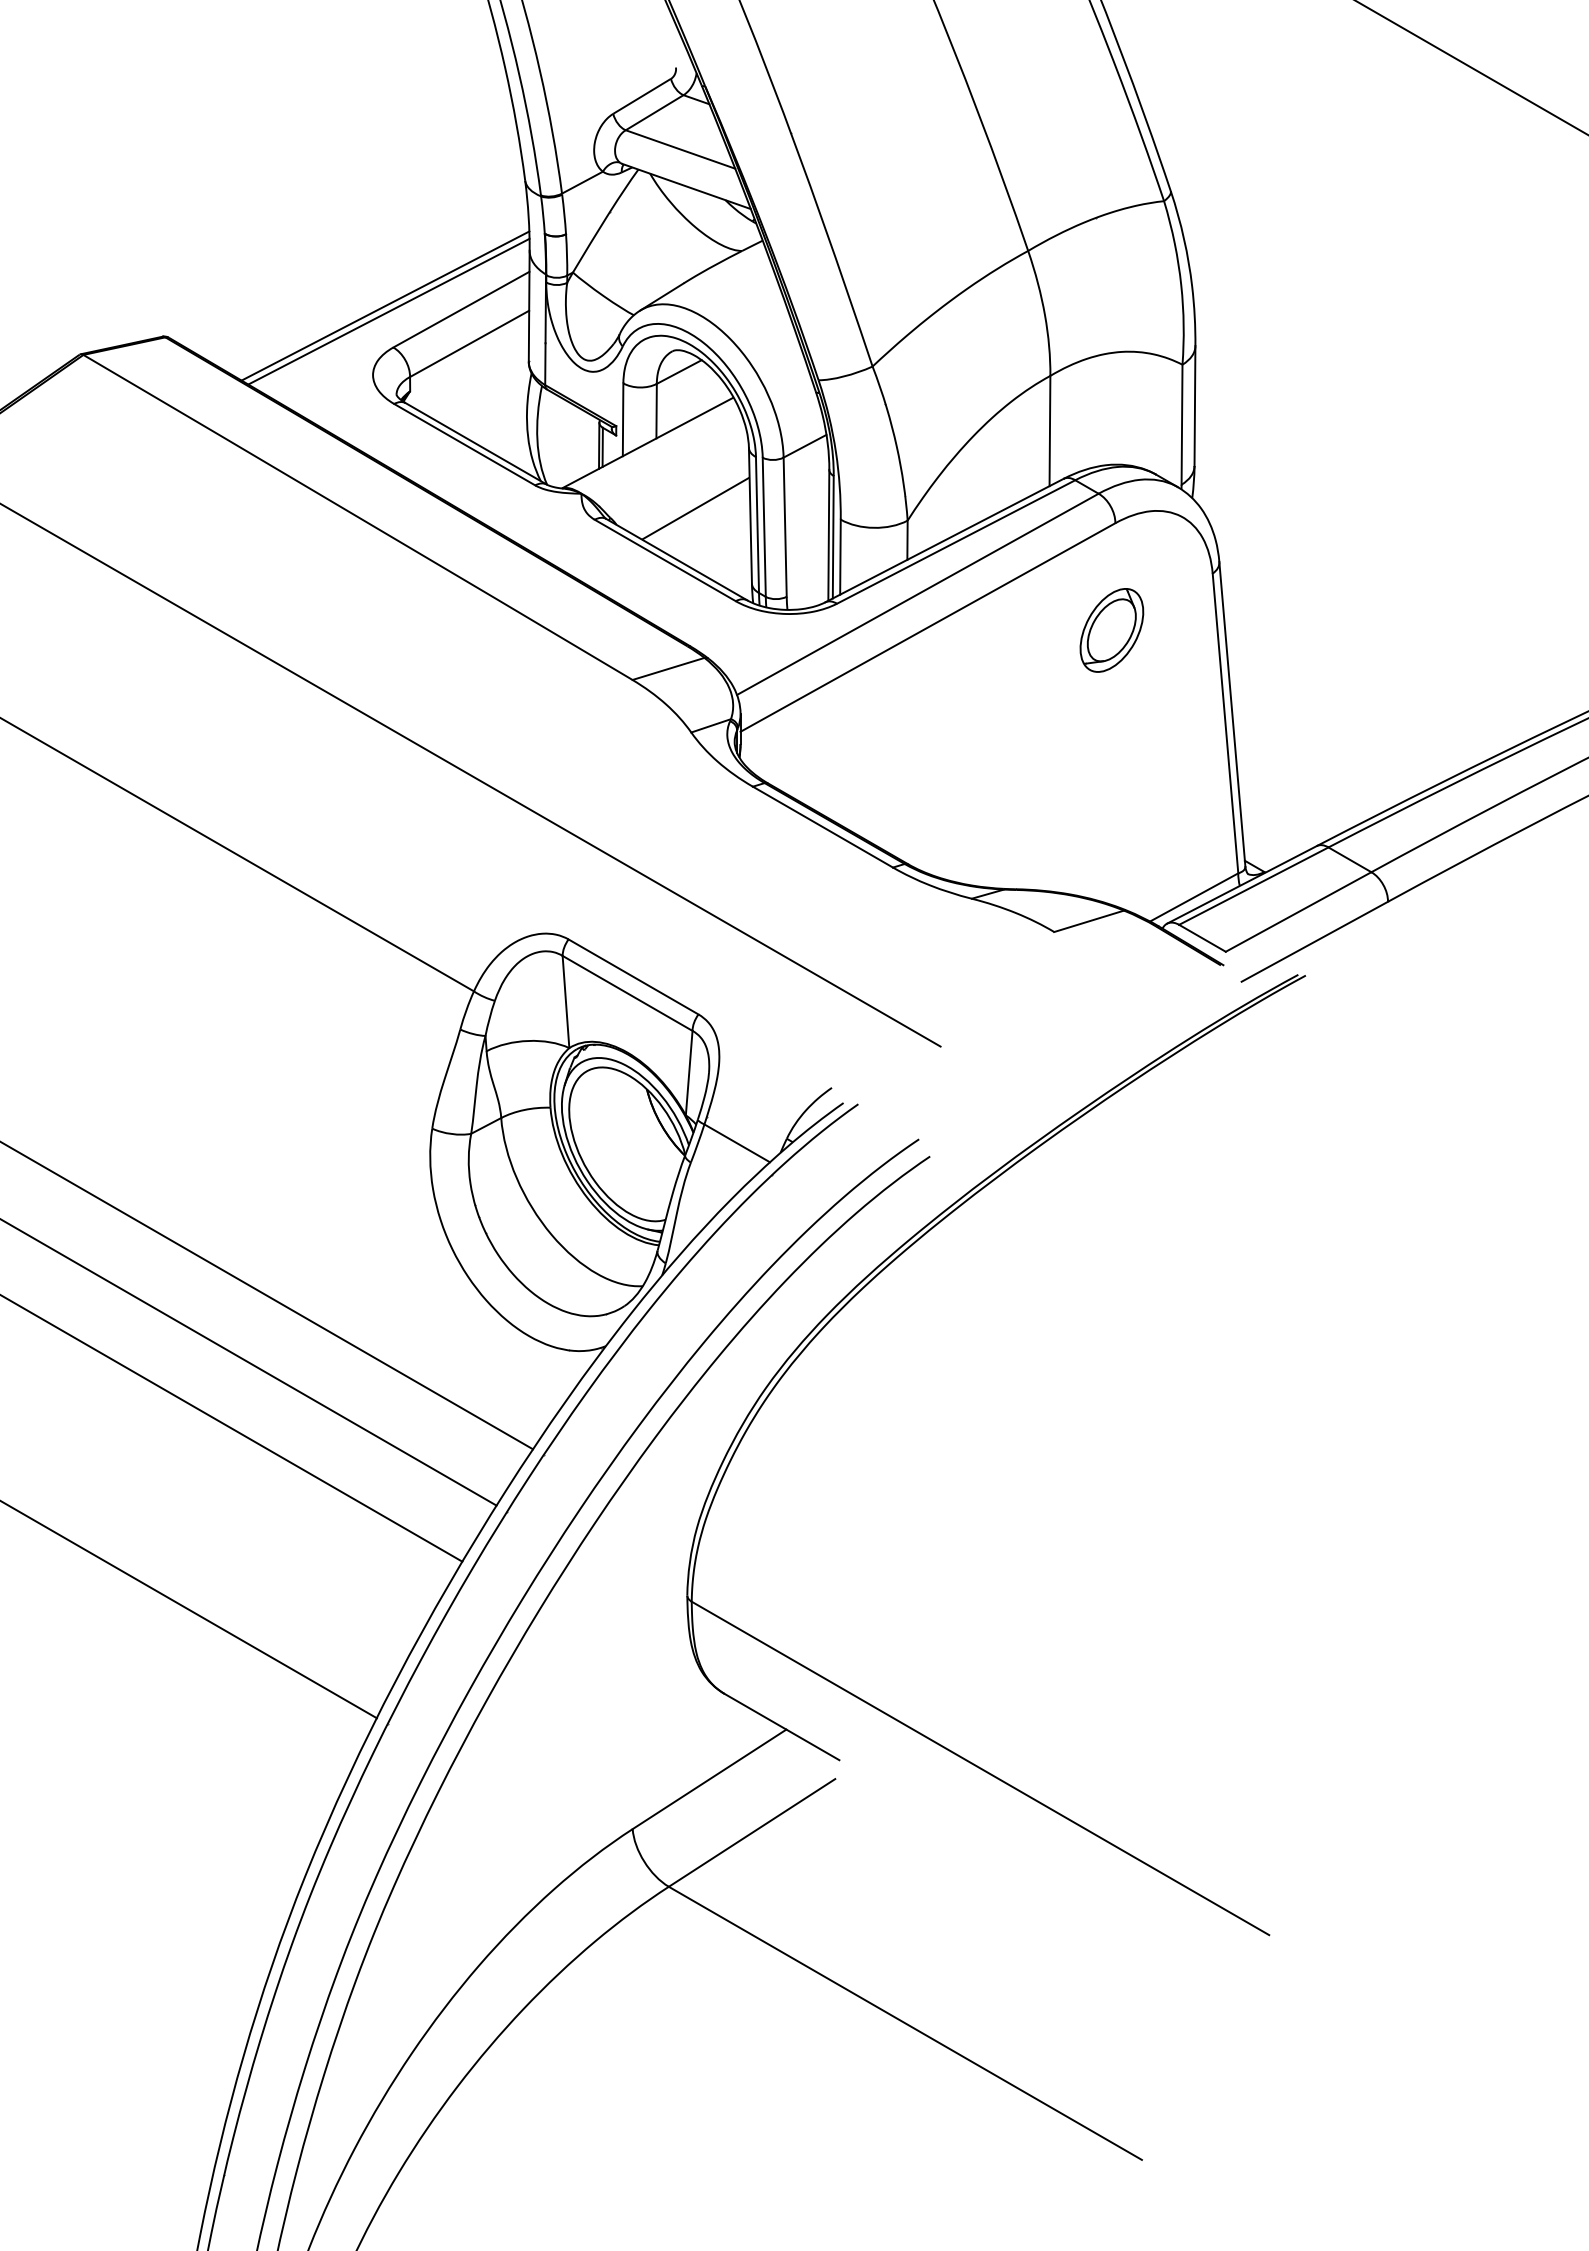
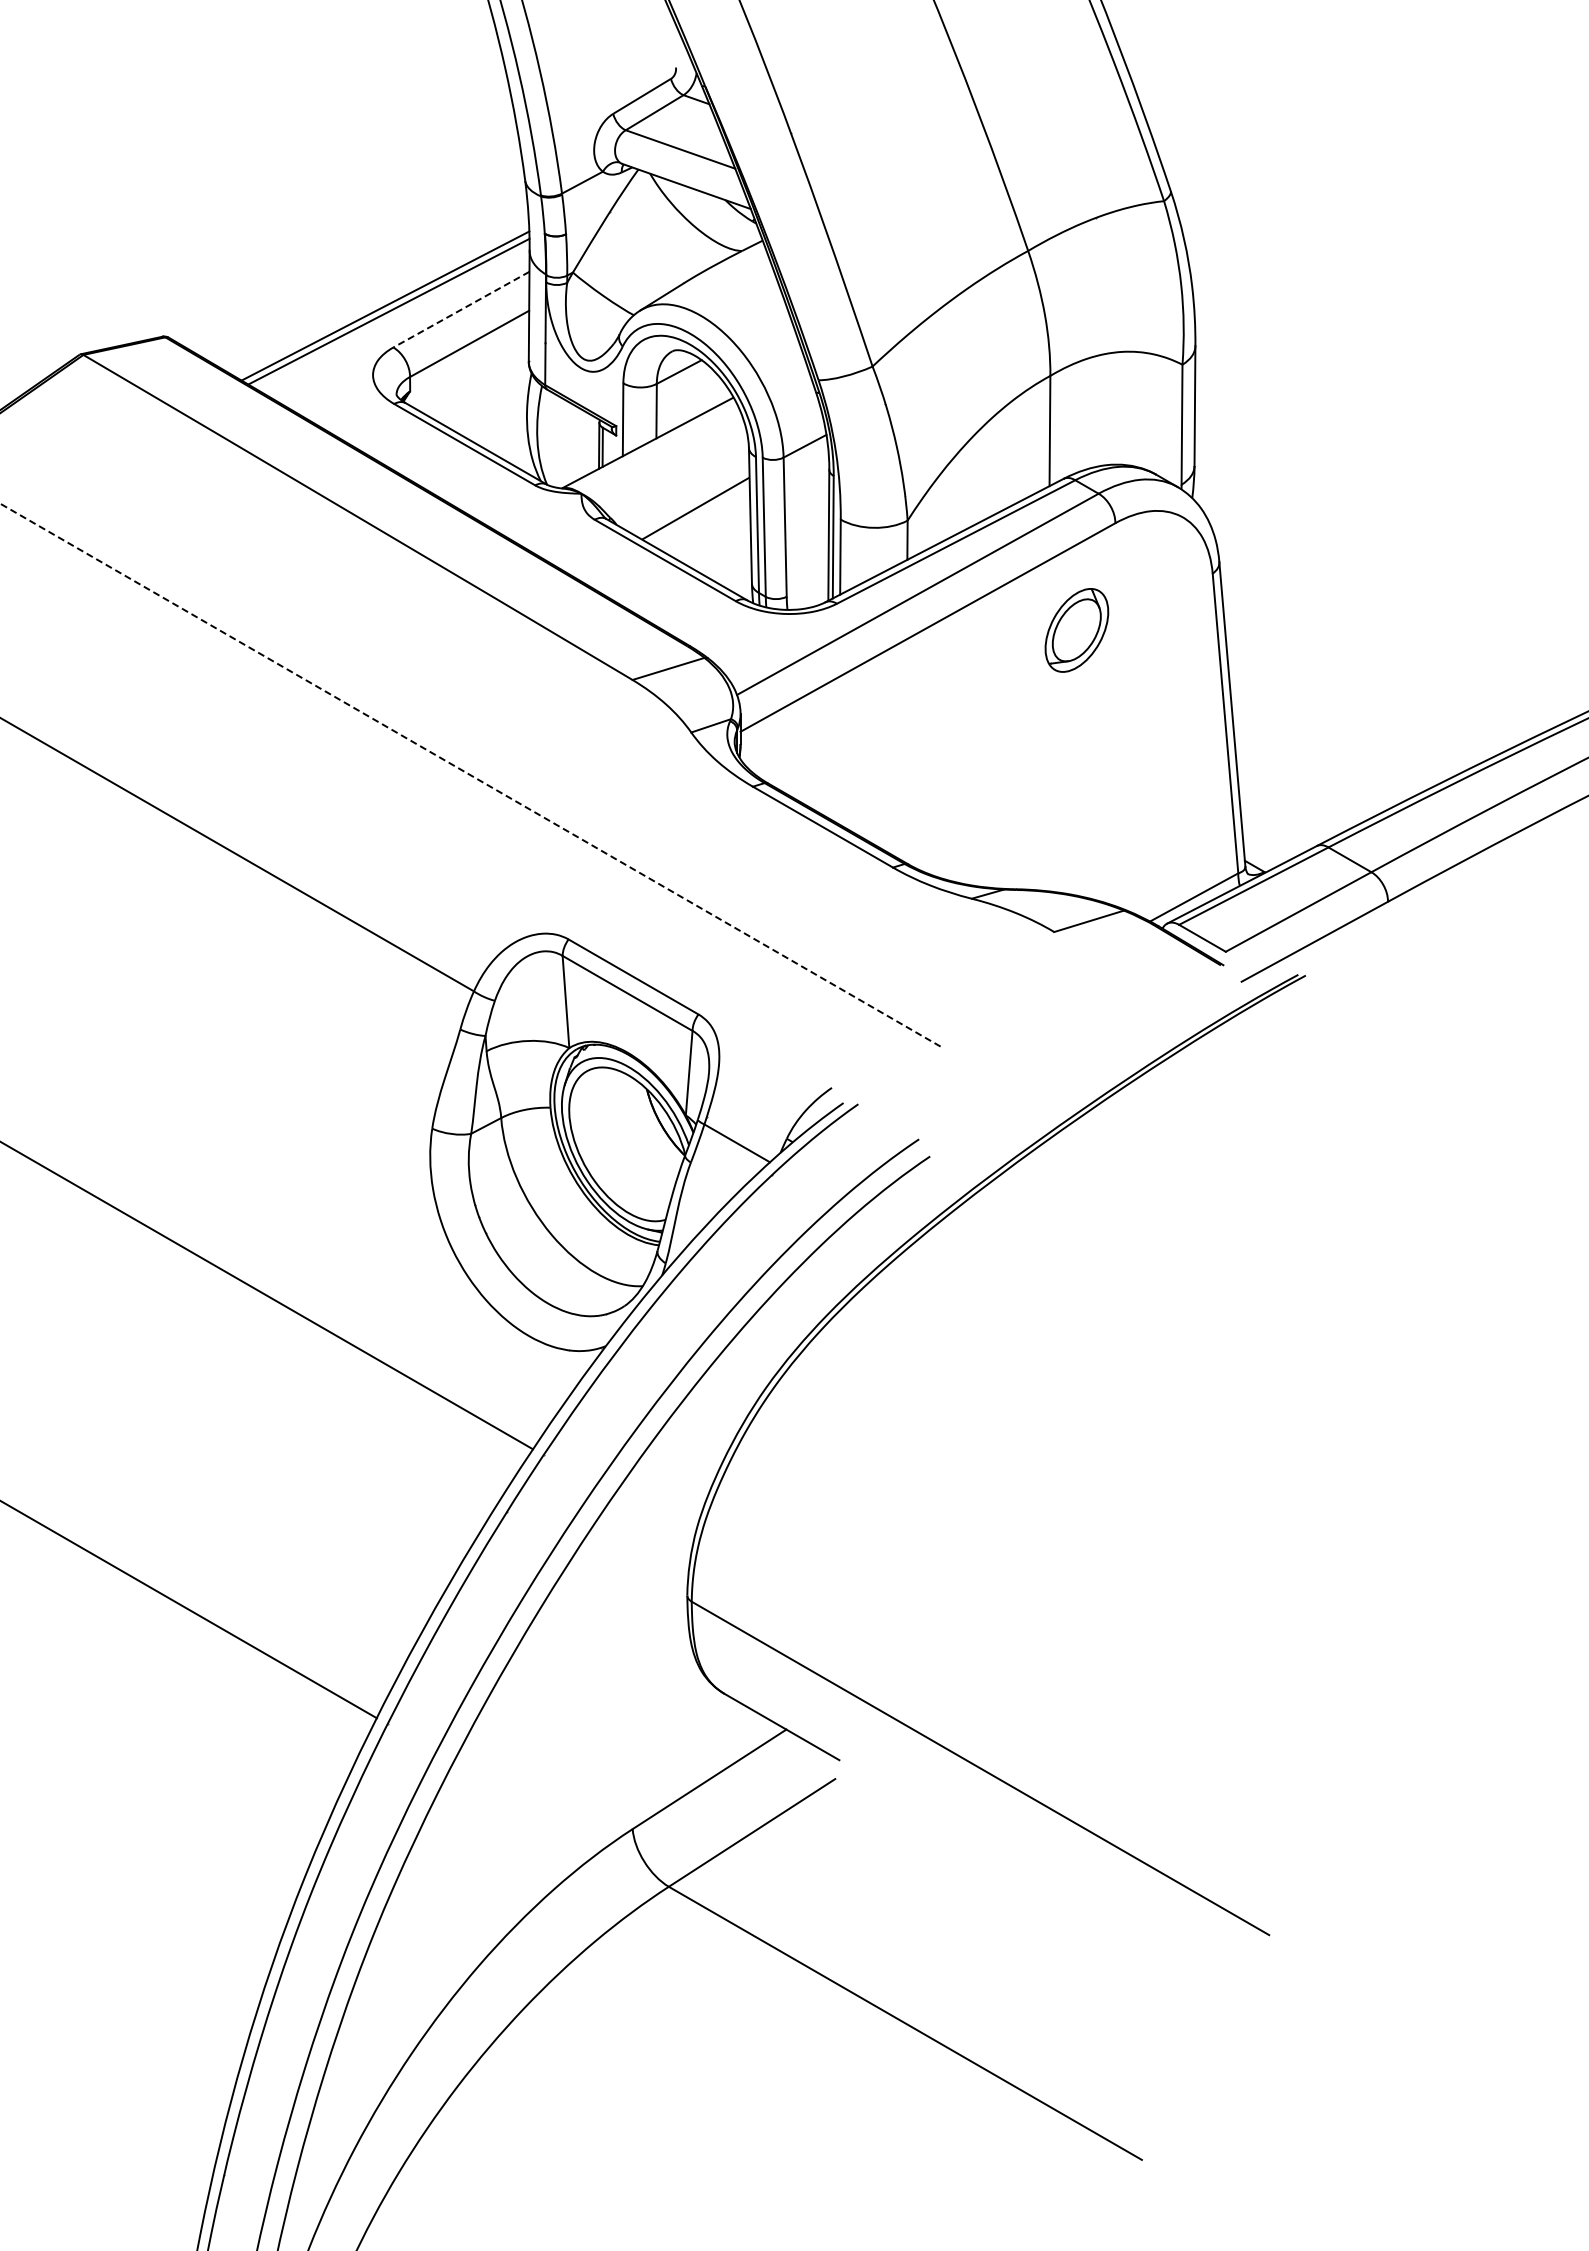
line: present -> none (1471, 67)
line: solid -> dashed (461, 309)
part position: (1111, 630) -> (1076, 630) (1076, 630)
line: solid -> dashed (470, 775)
line: present -> none (249, 1362)
line: present -> none (232, 1428)
